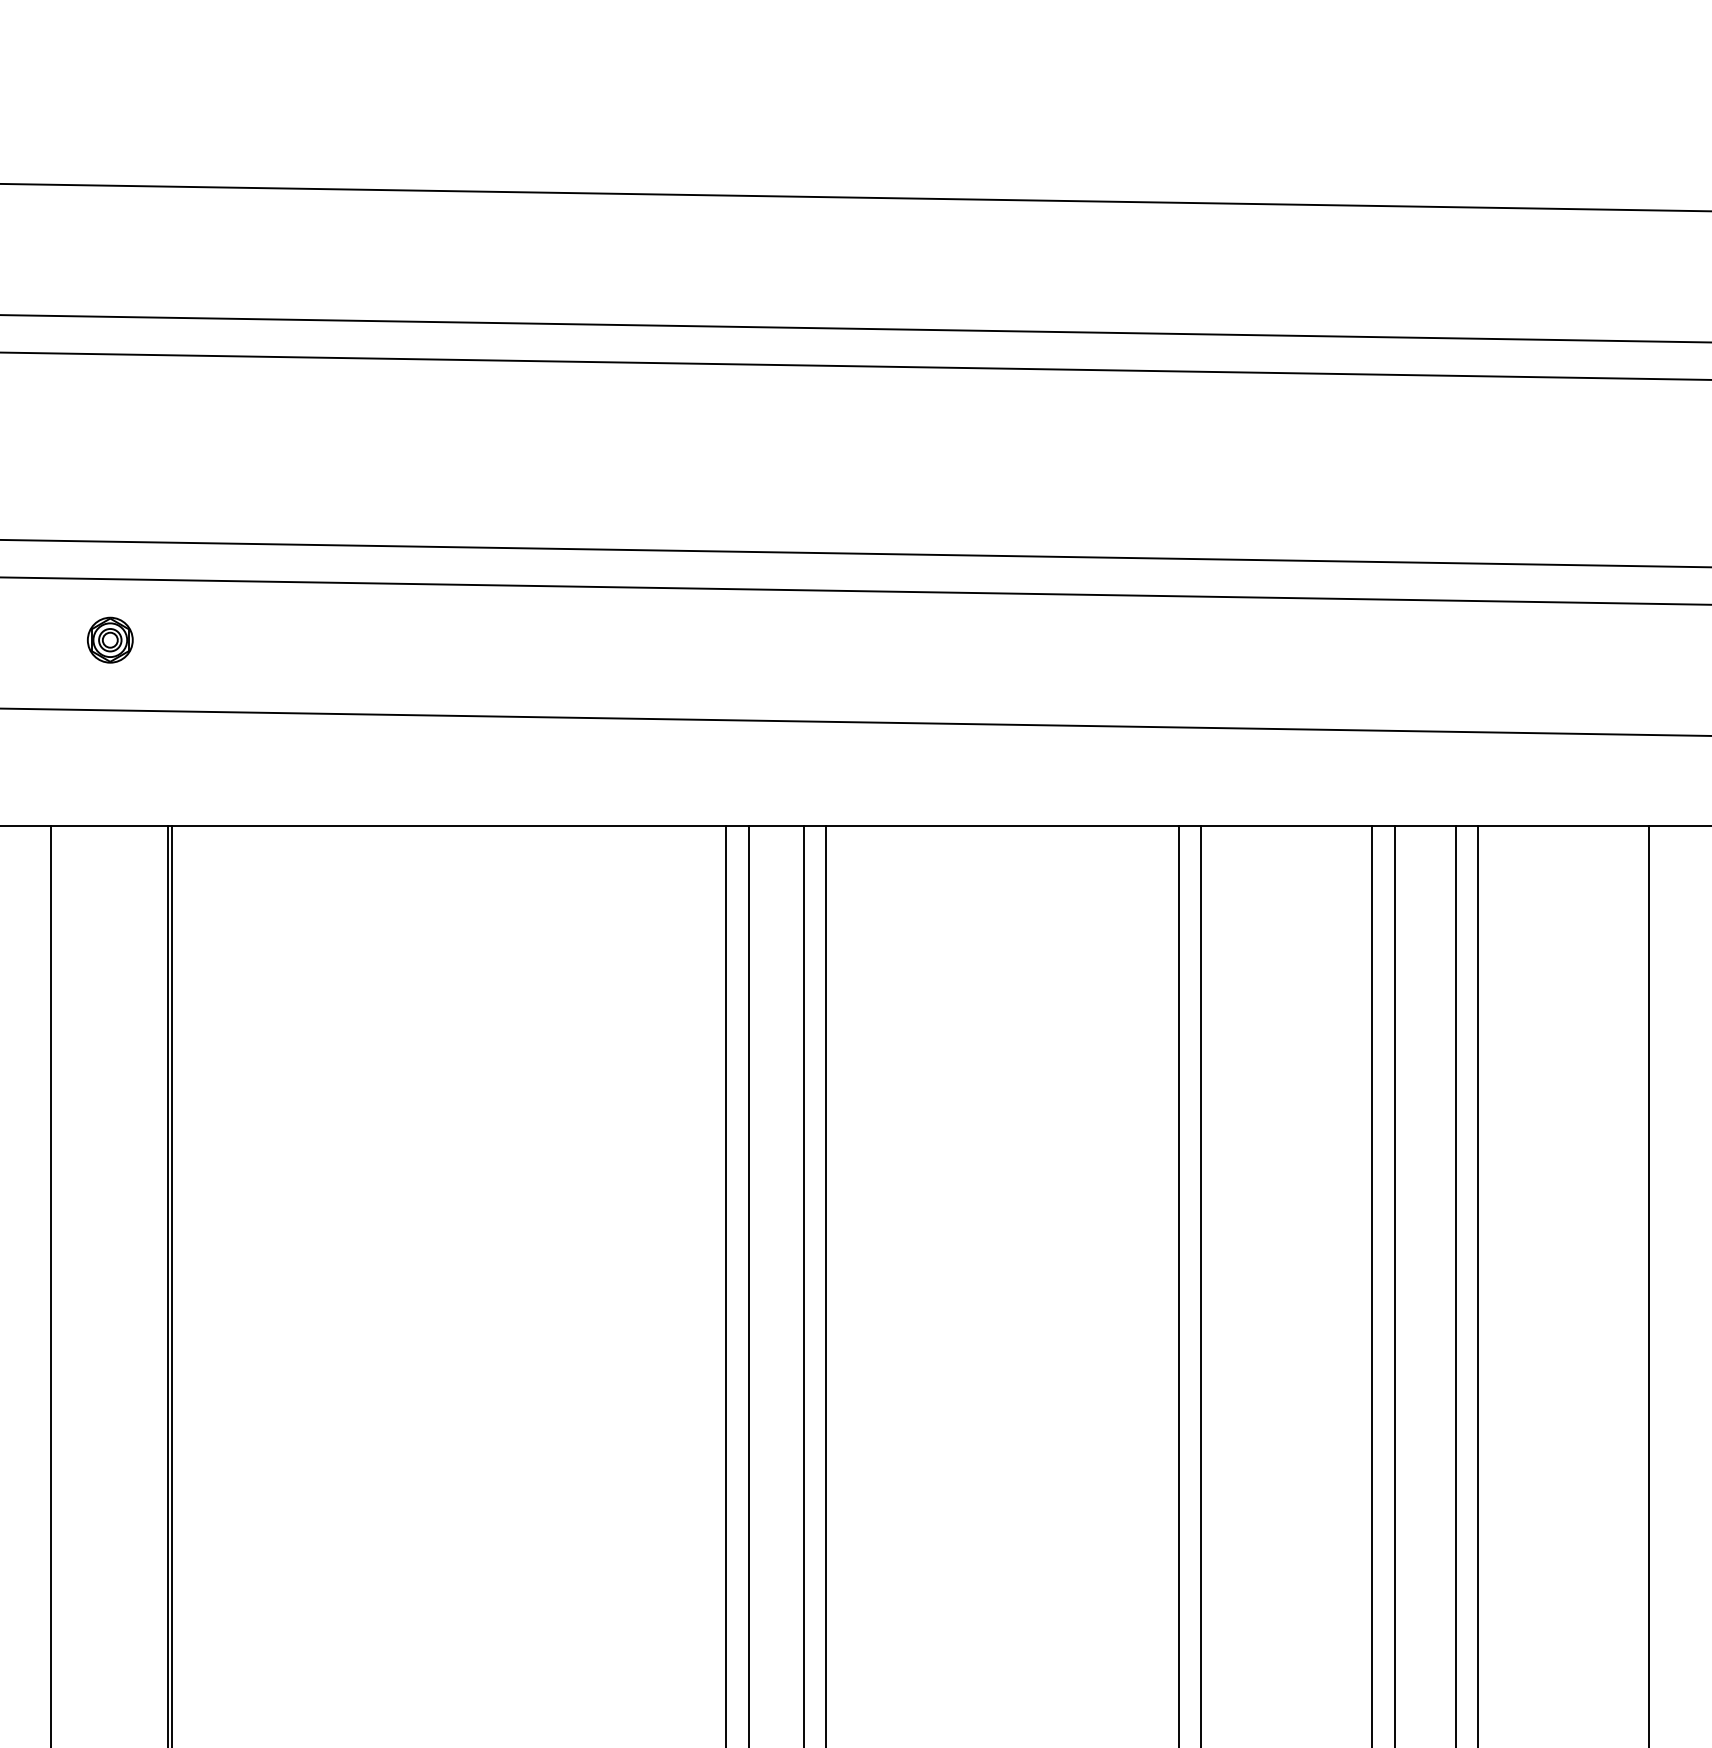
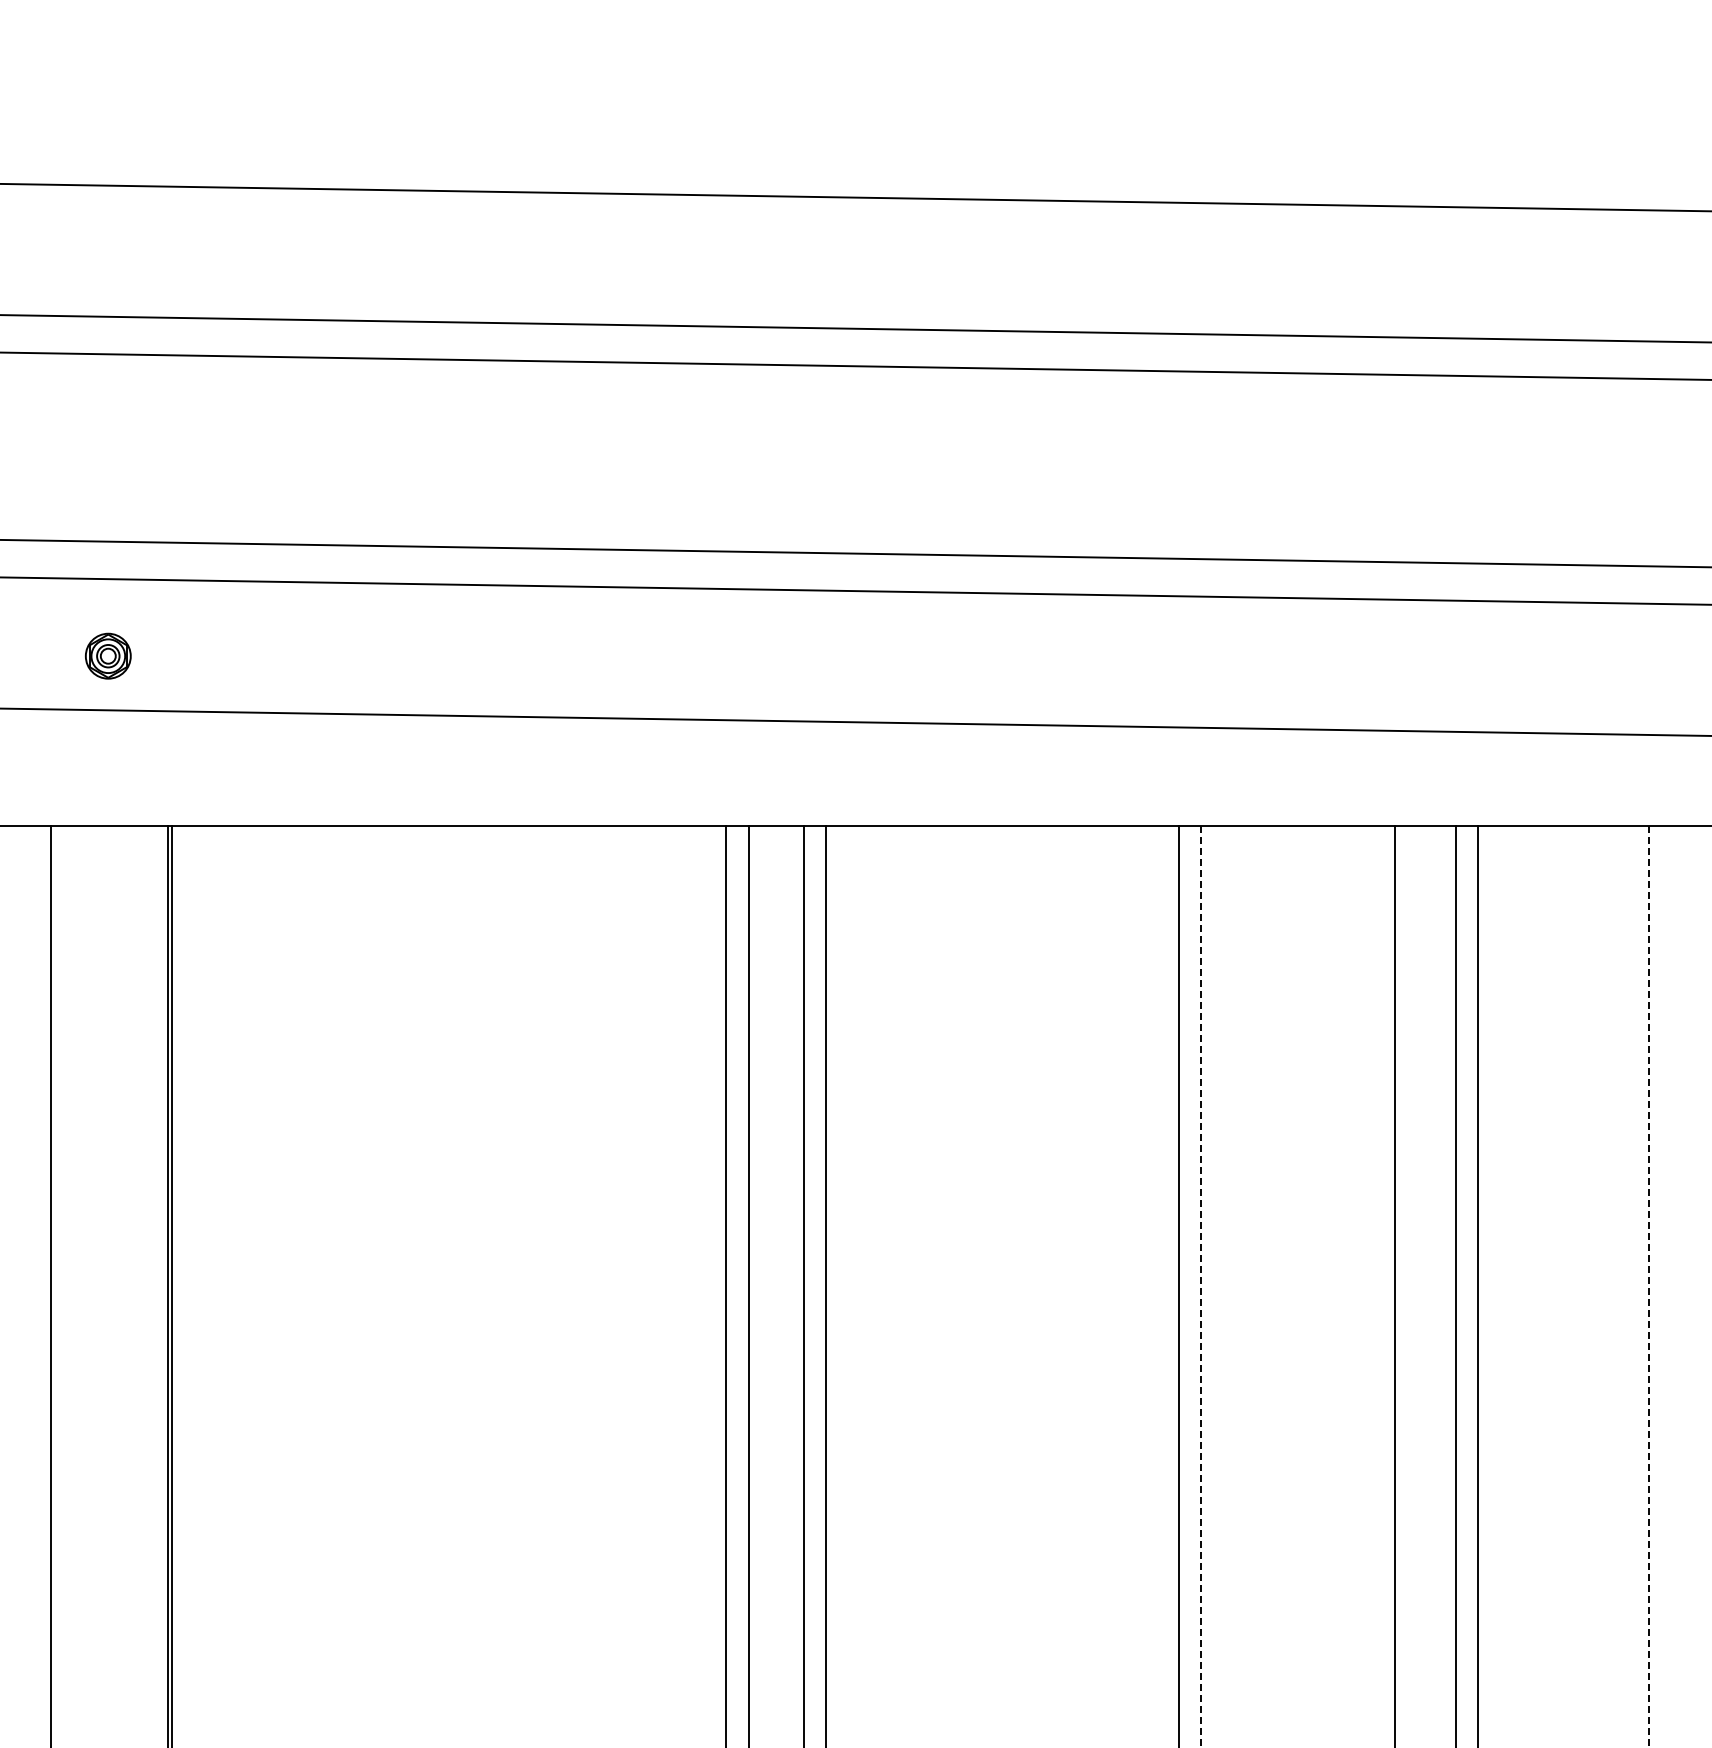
part position: (110, 639) -> (108, 655) (108, 655)
line: present -> none (1372, 1284)
line: solid -> dashed (1201, 1286)
line: solid -> dashed (1649, 1286)
